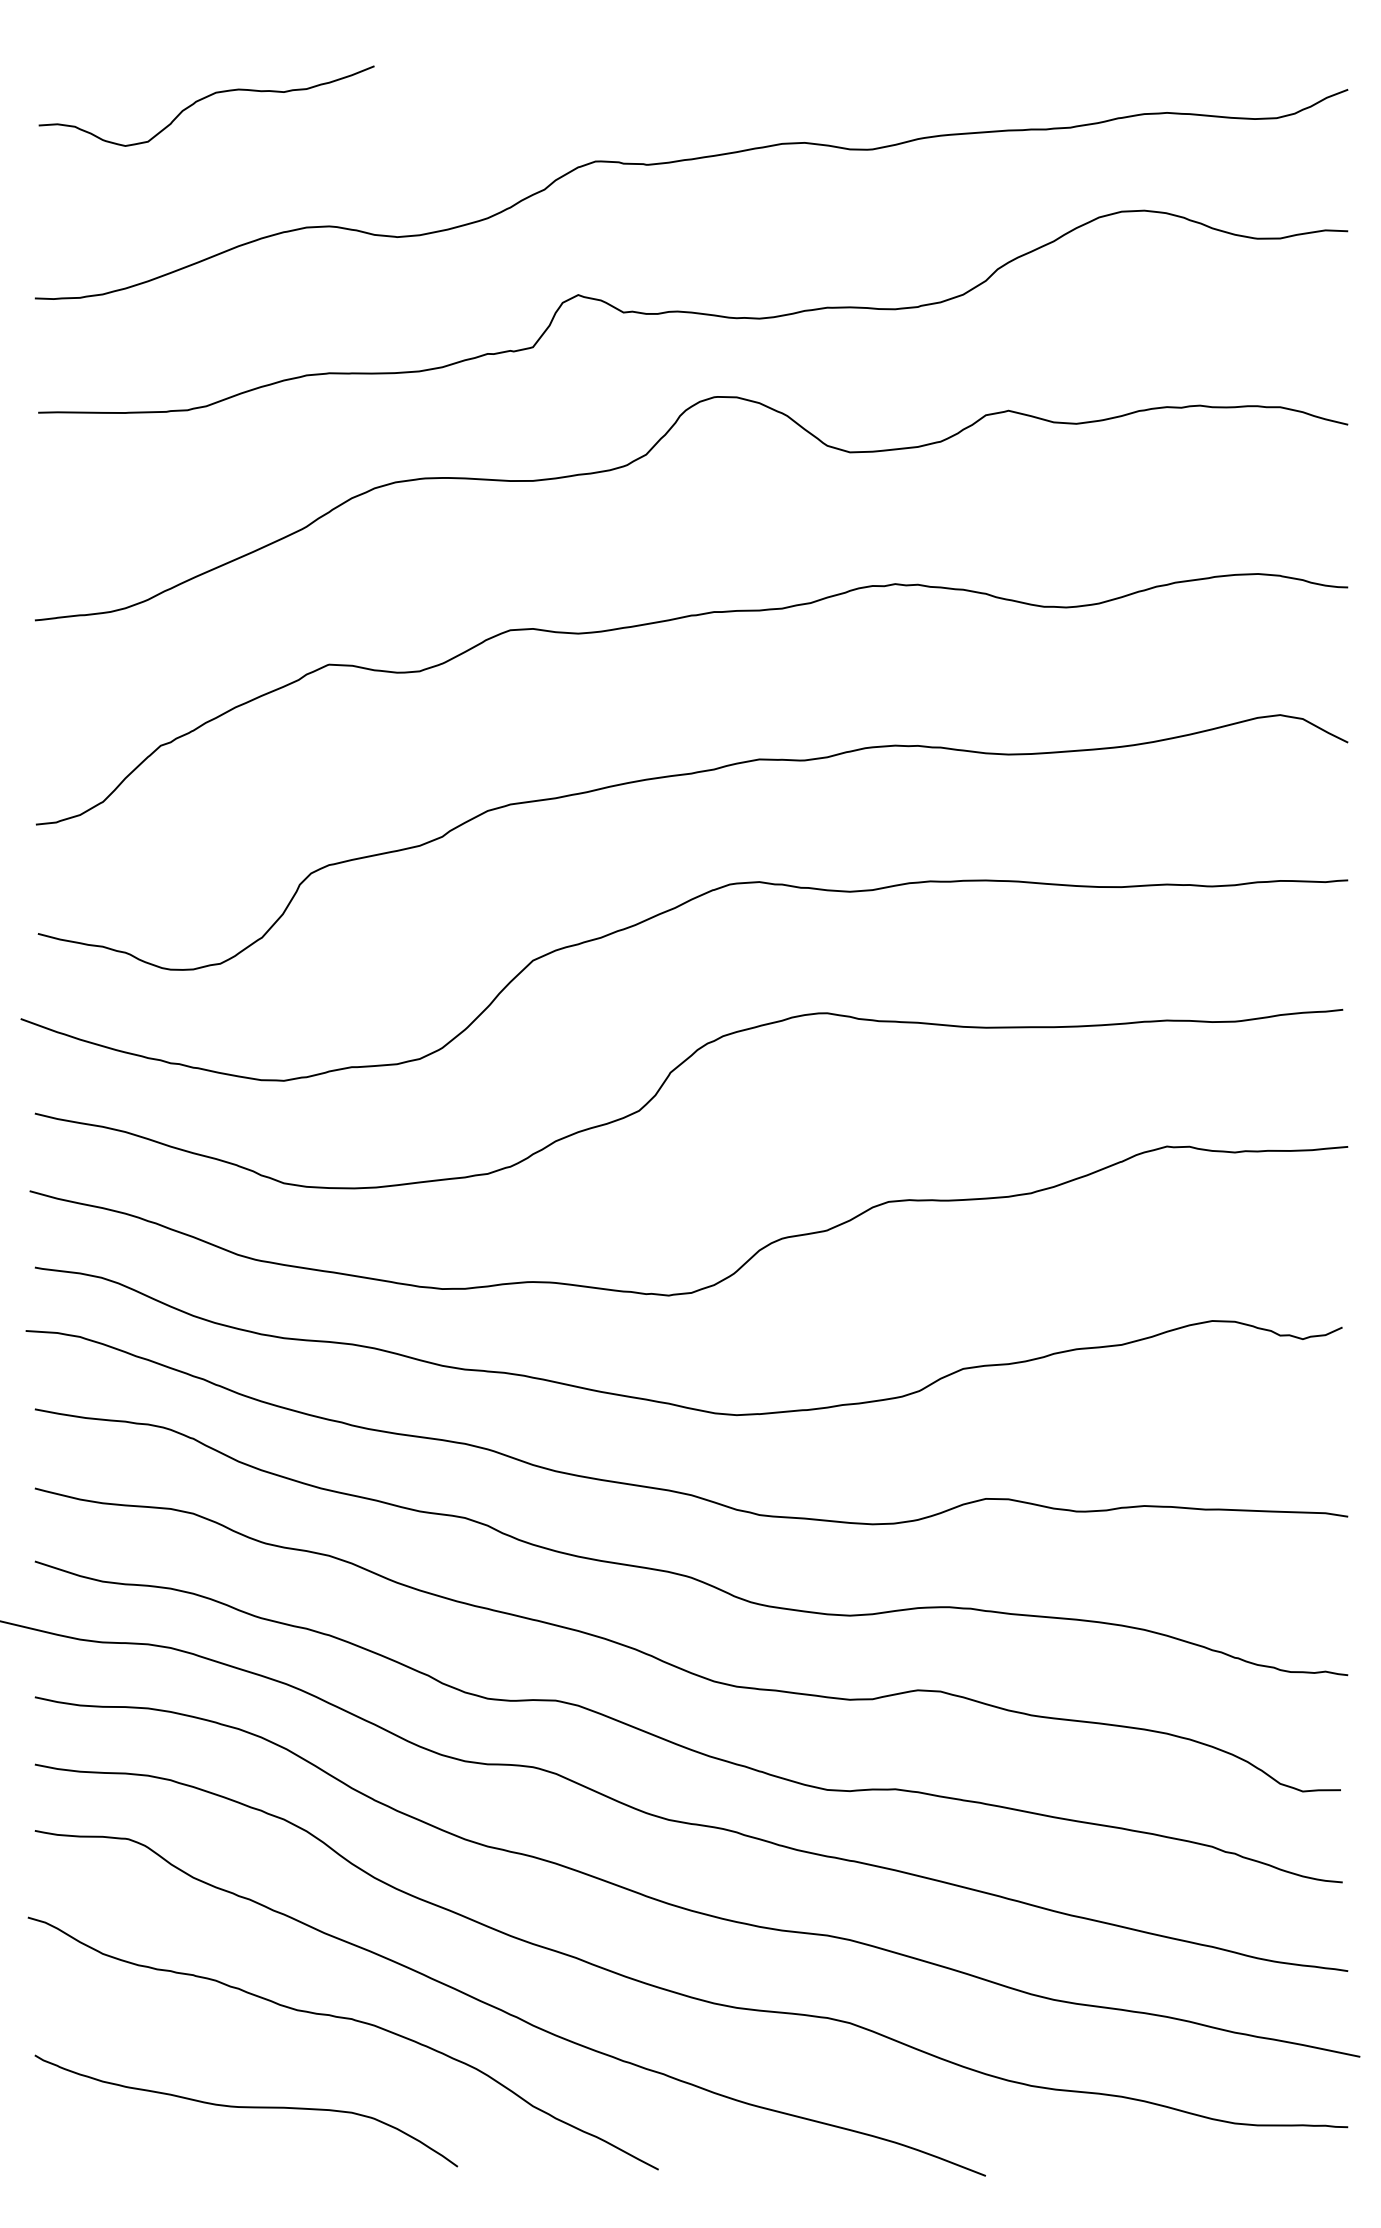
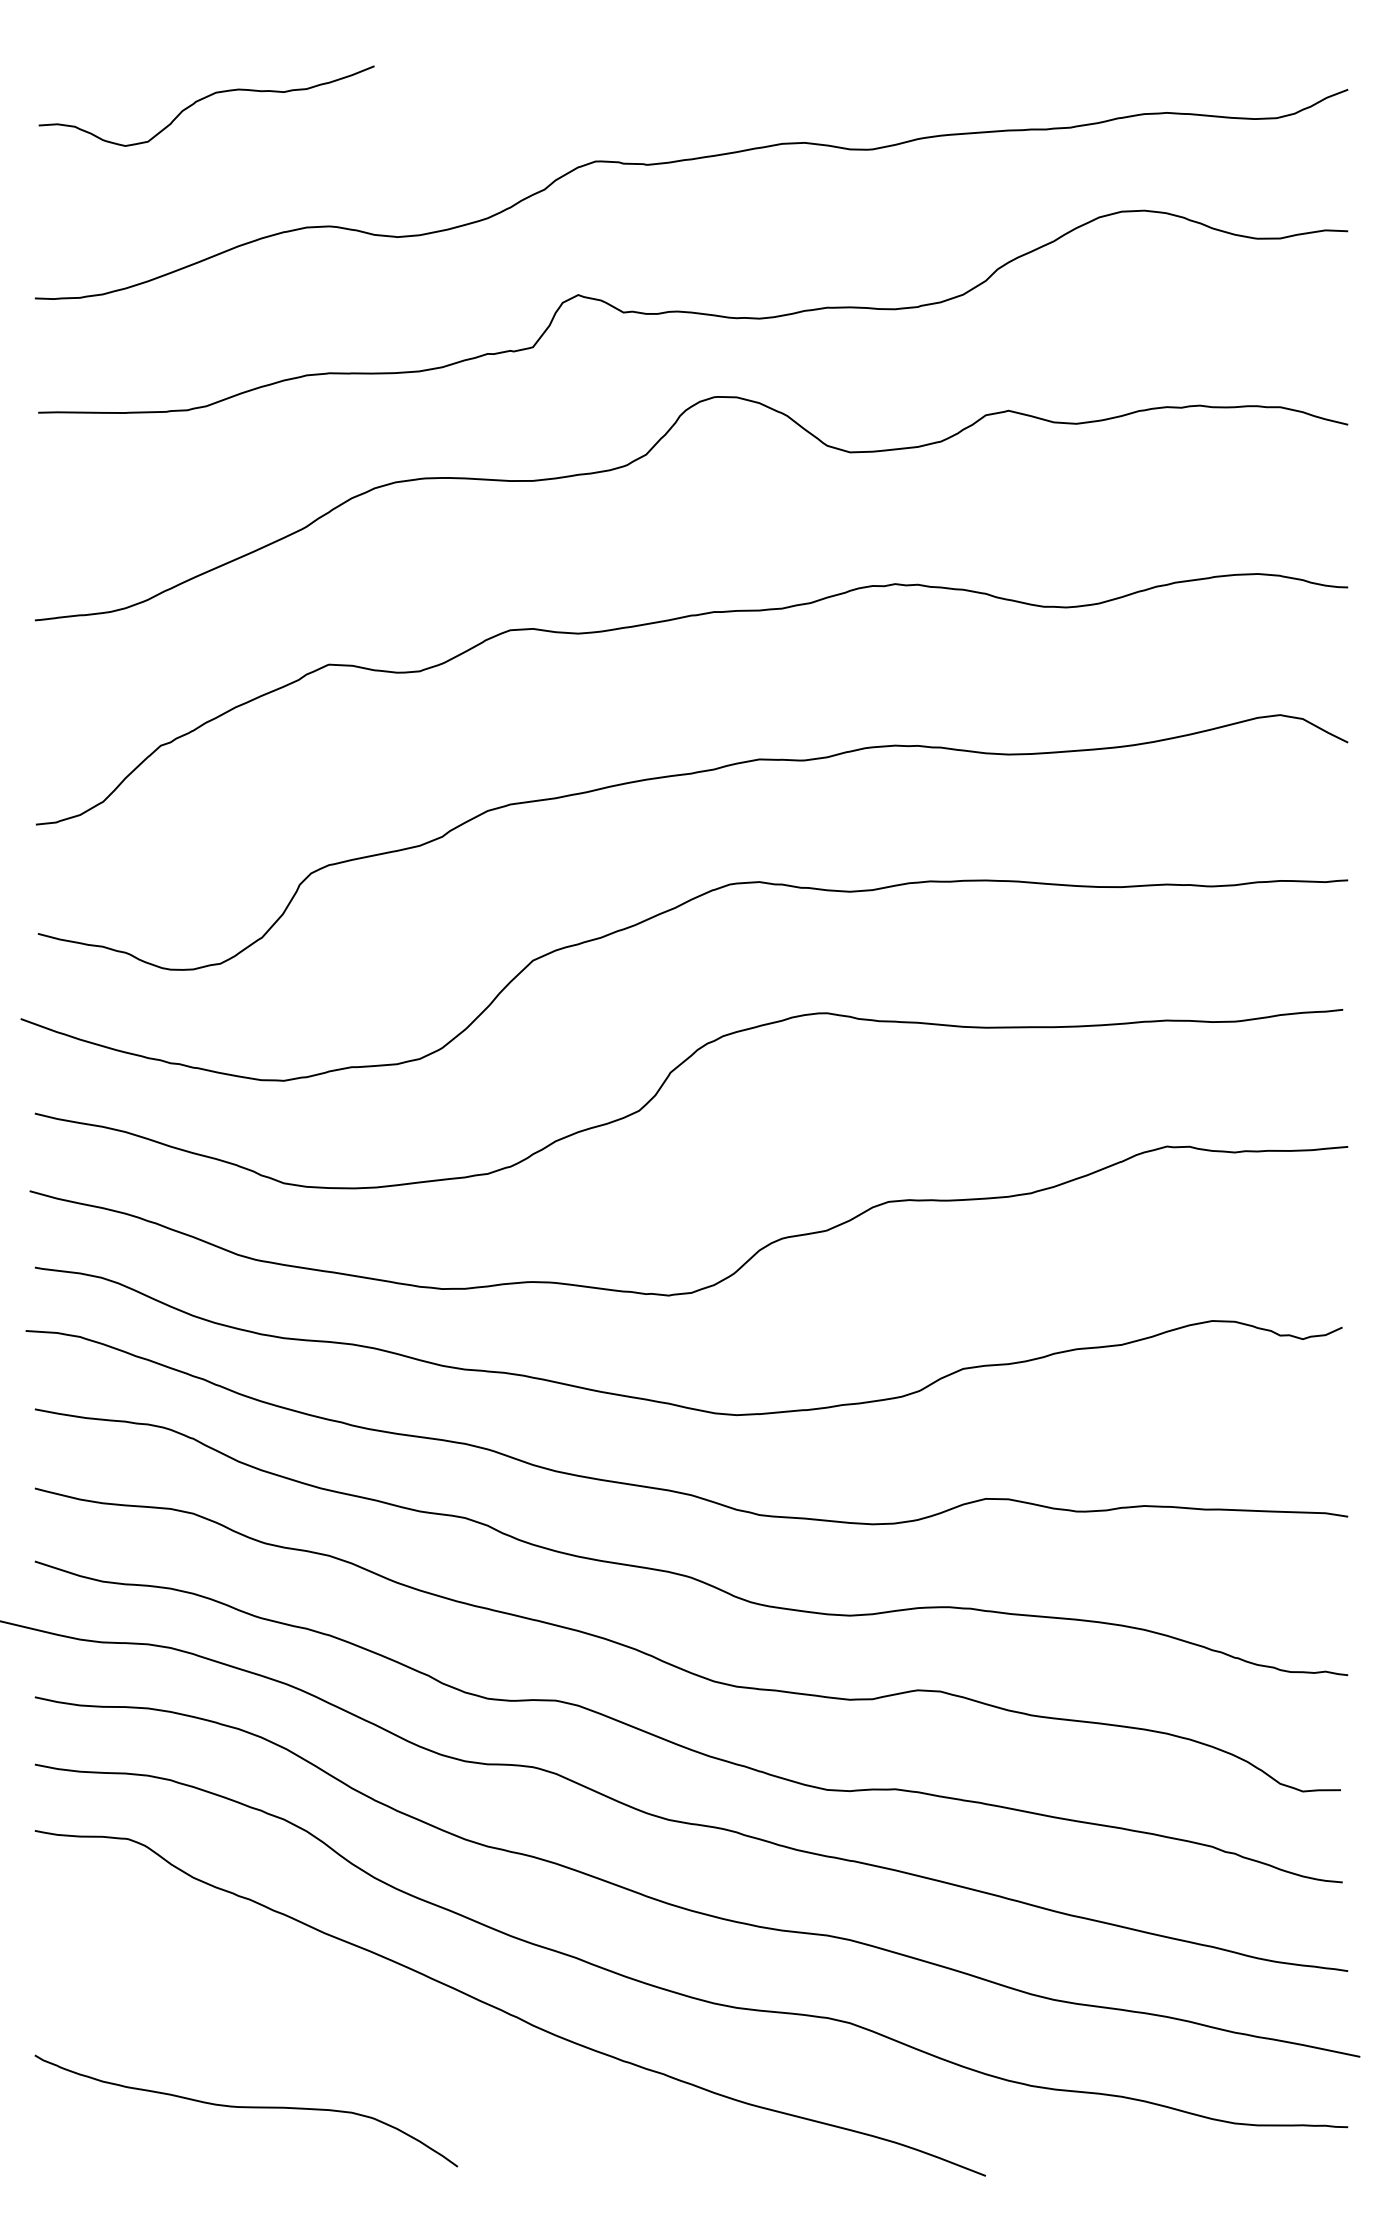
curve: present -> none (345, 2019)
